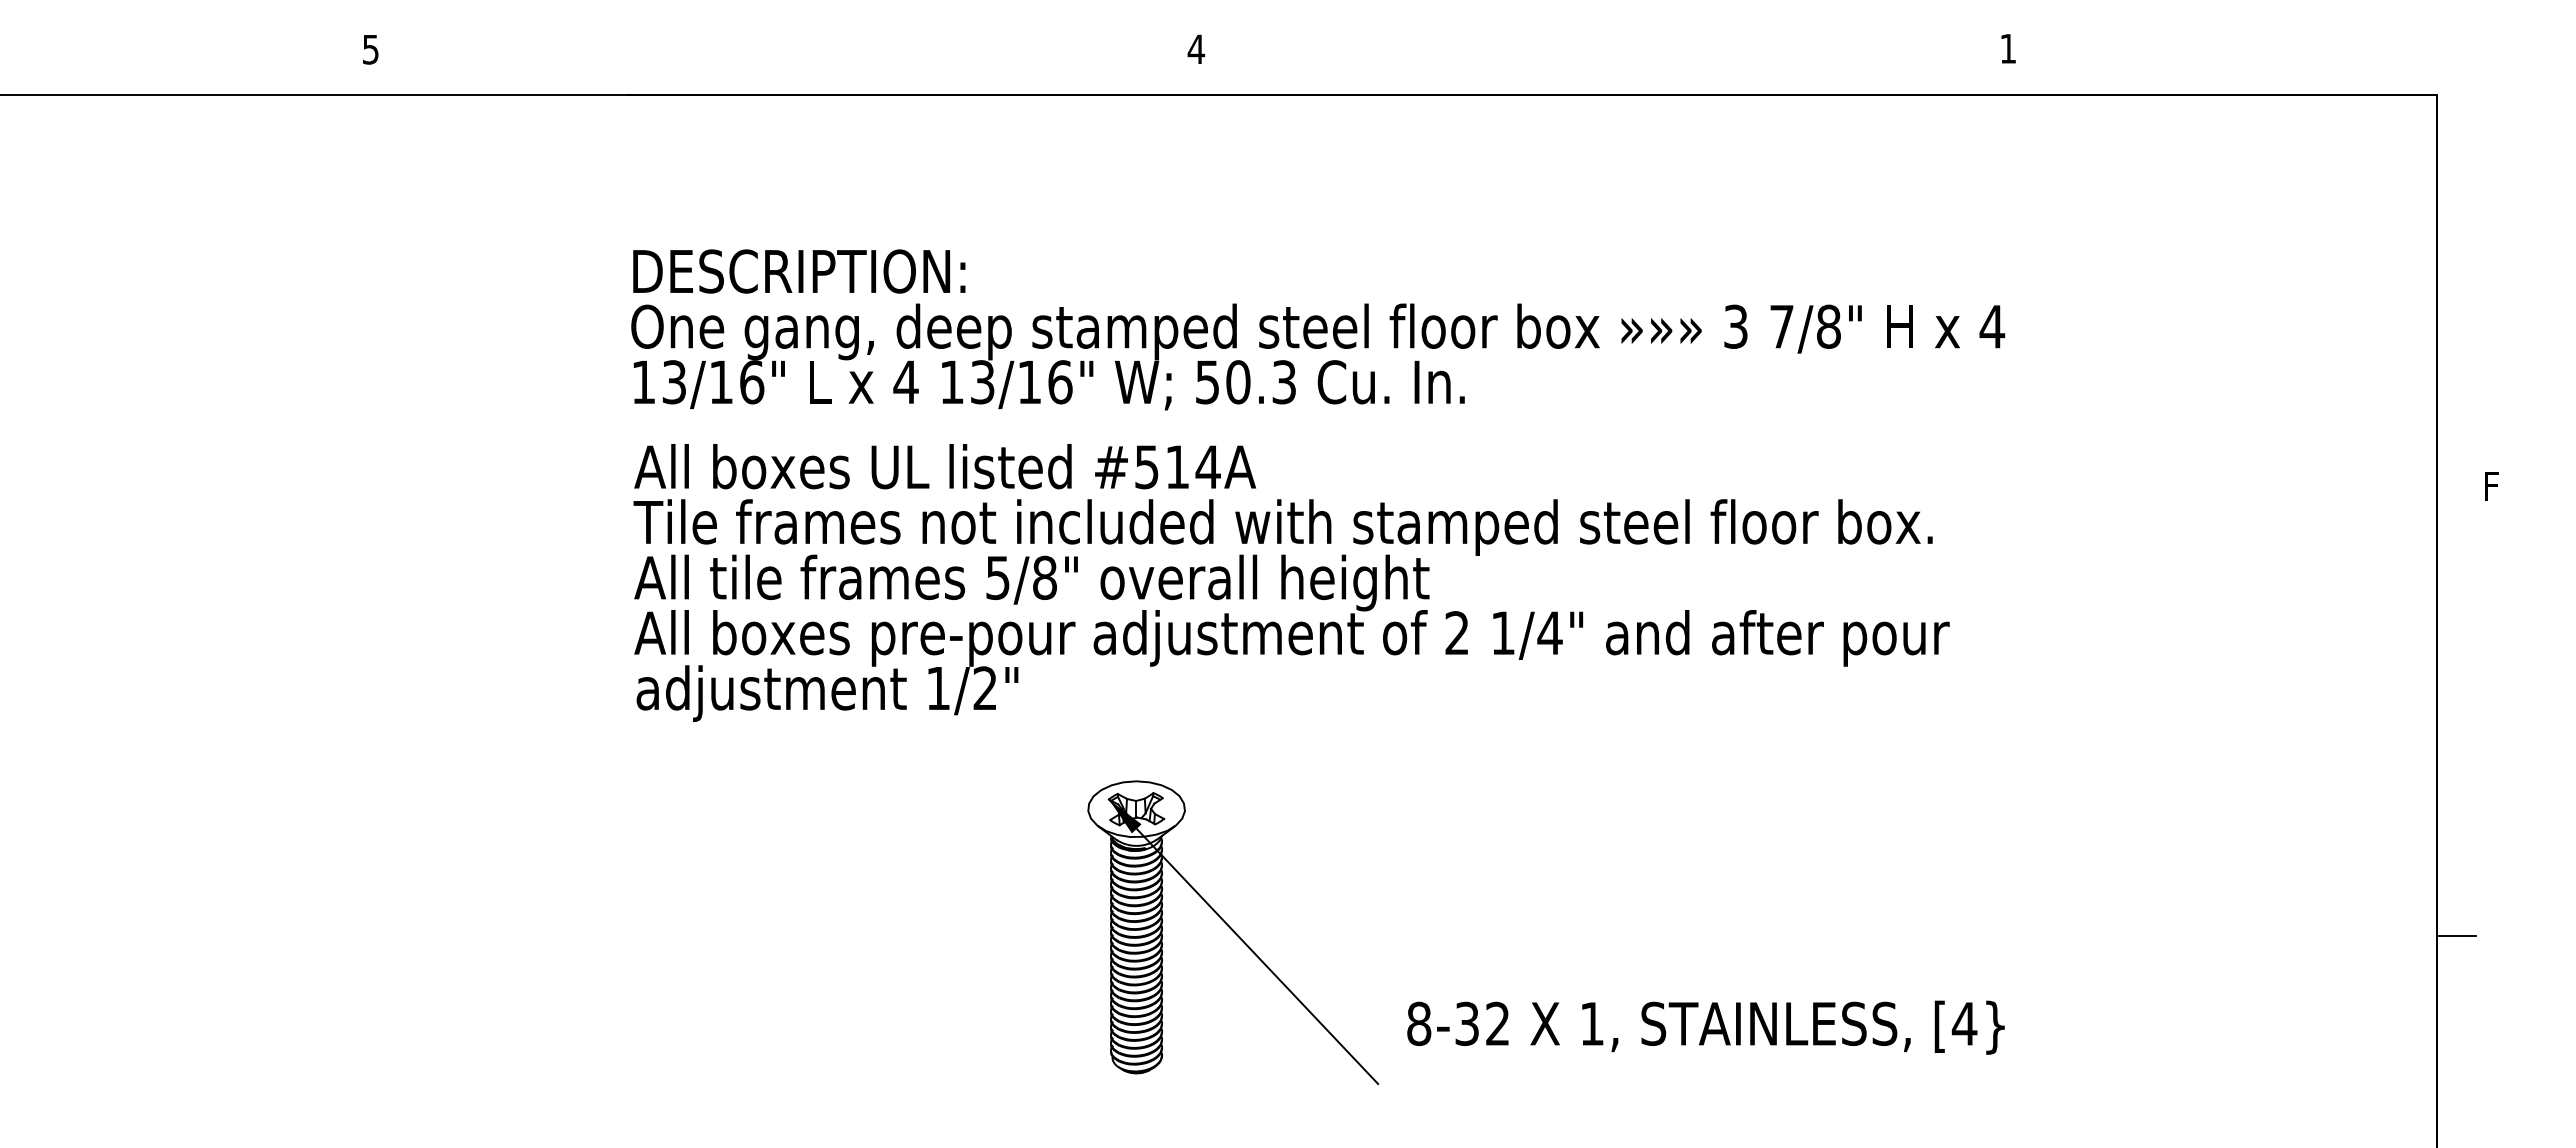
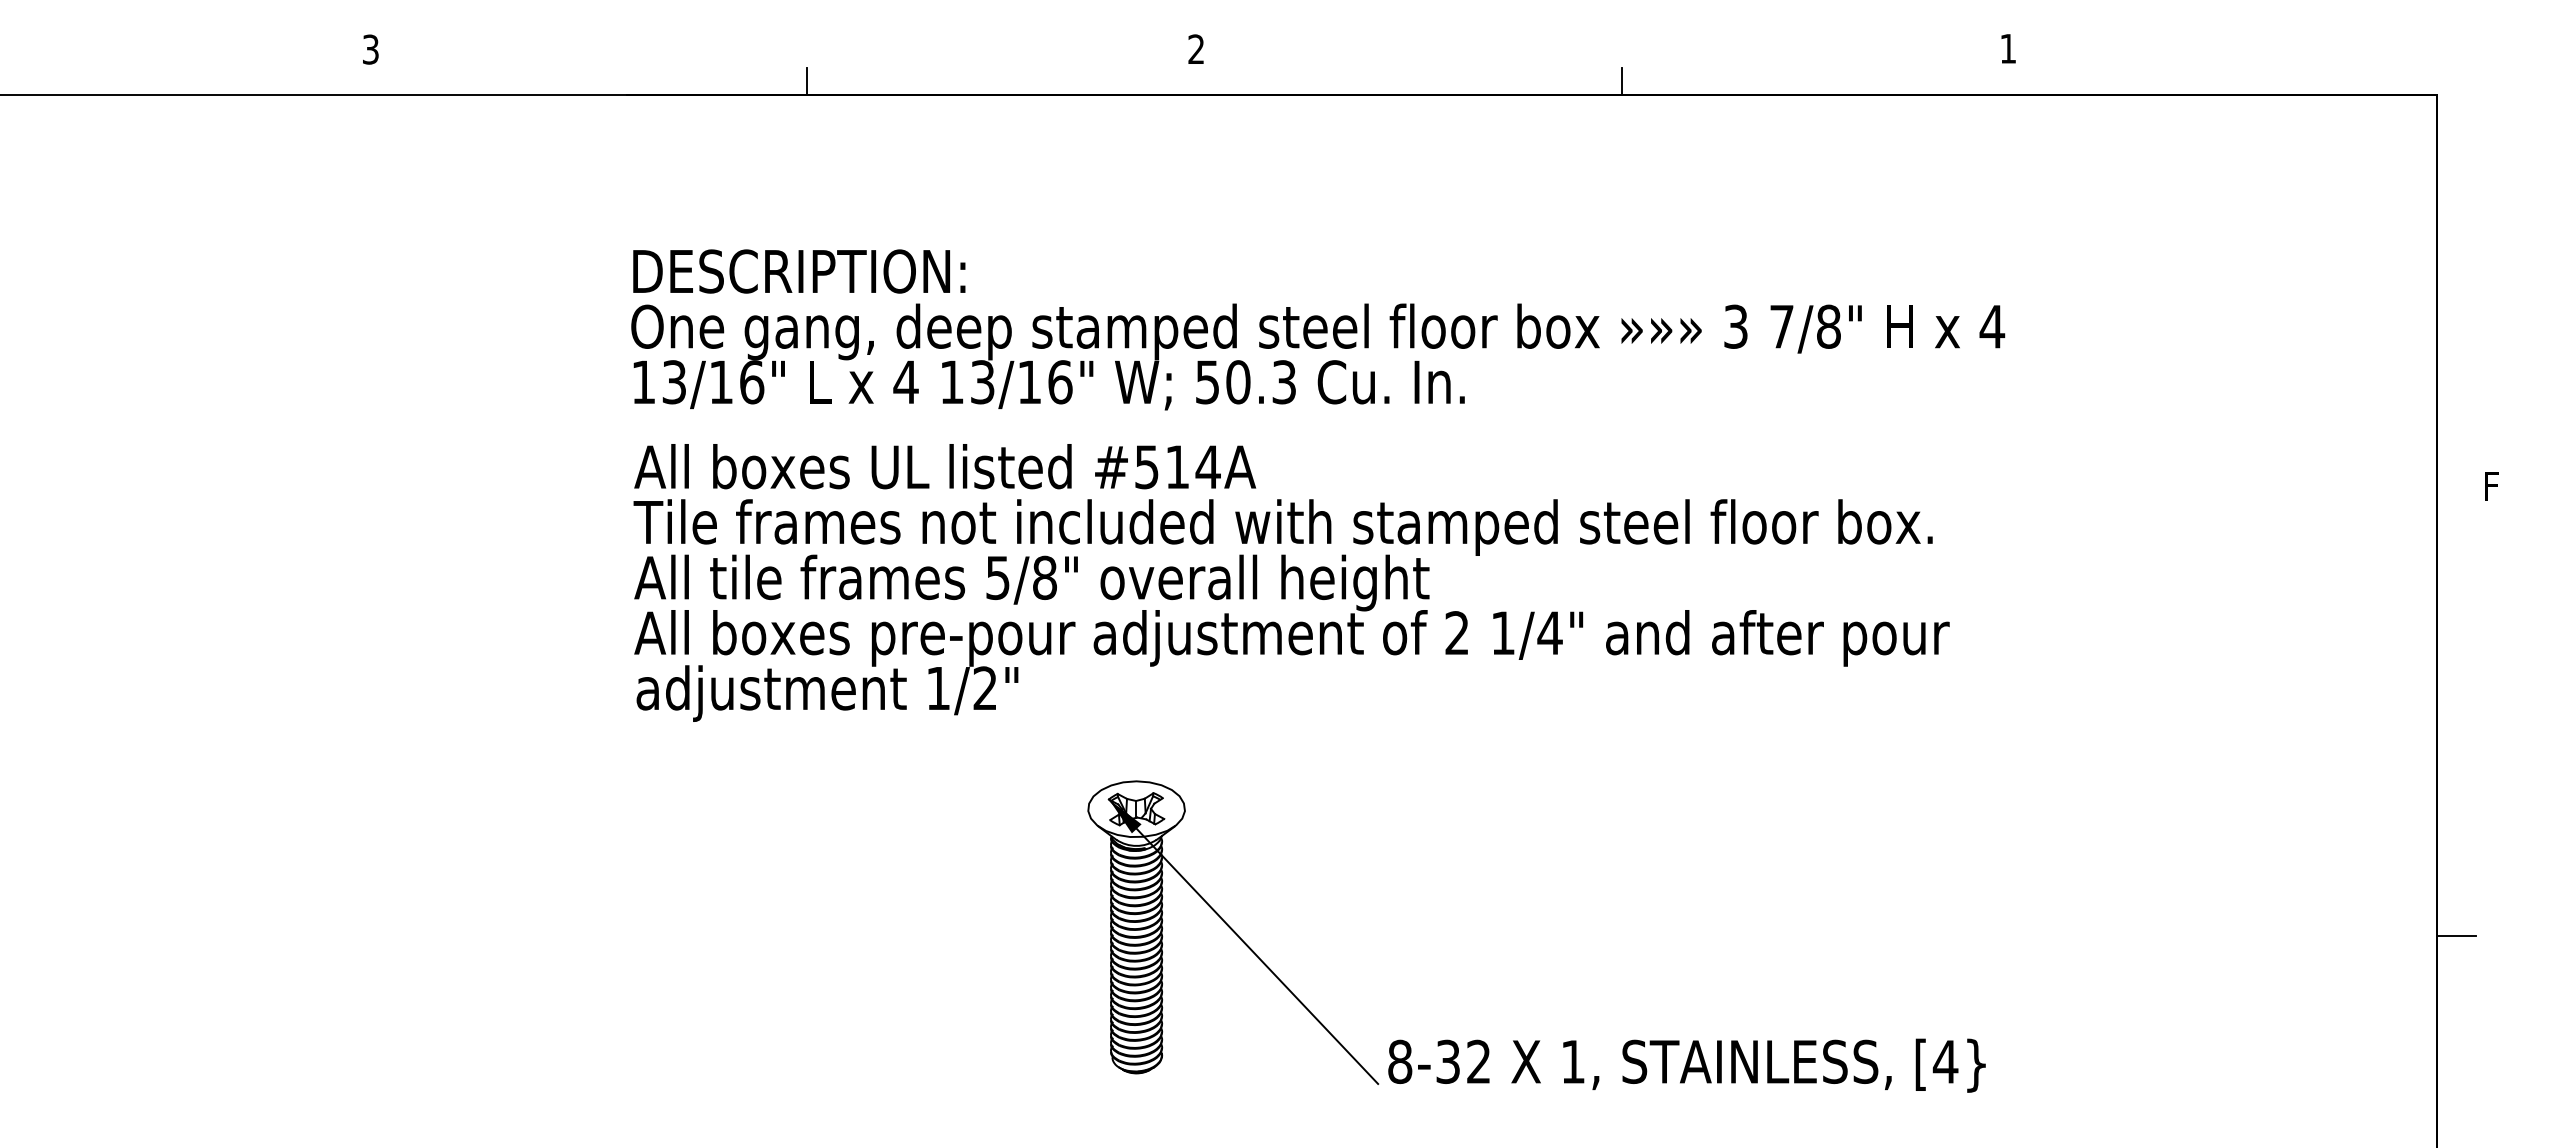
text: 4 -> 2 (1196, 48)
text: 5 -> 3 (370, 49)
line: none -> present (807, 81)
line: none -> present (1622, 81)
text position: (1705, 1027) -> (1686, 1065) (1686, 1065)
